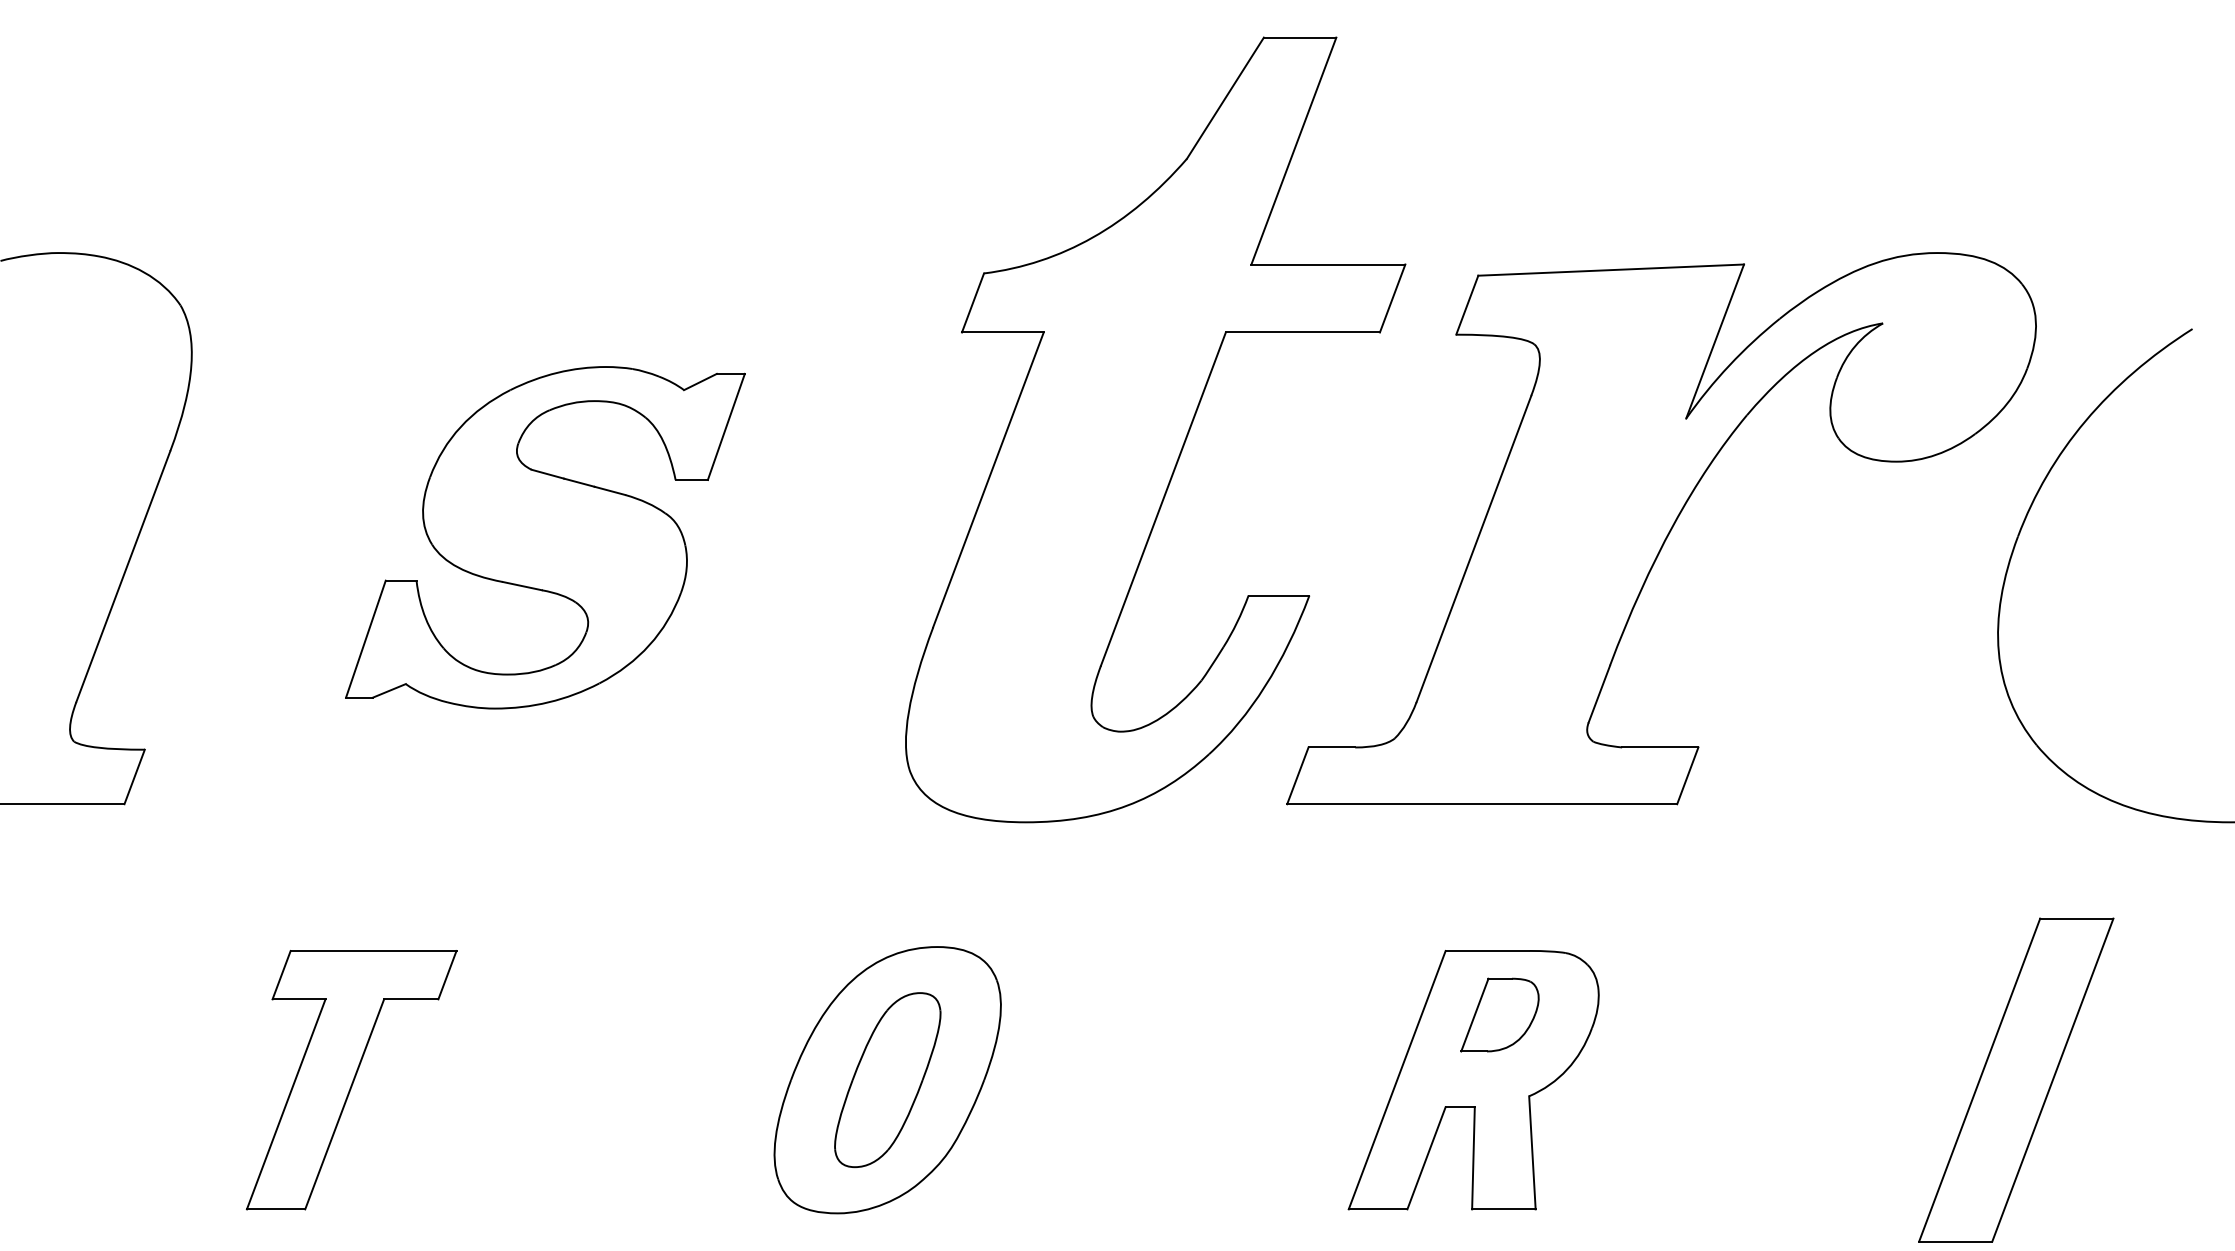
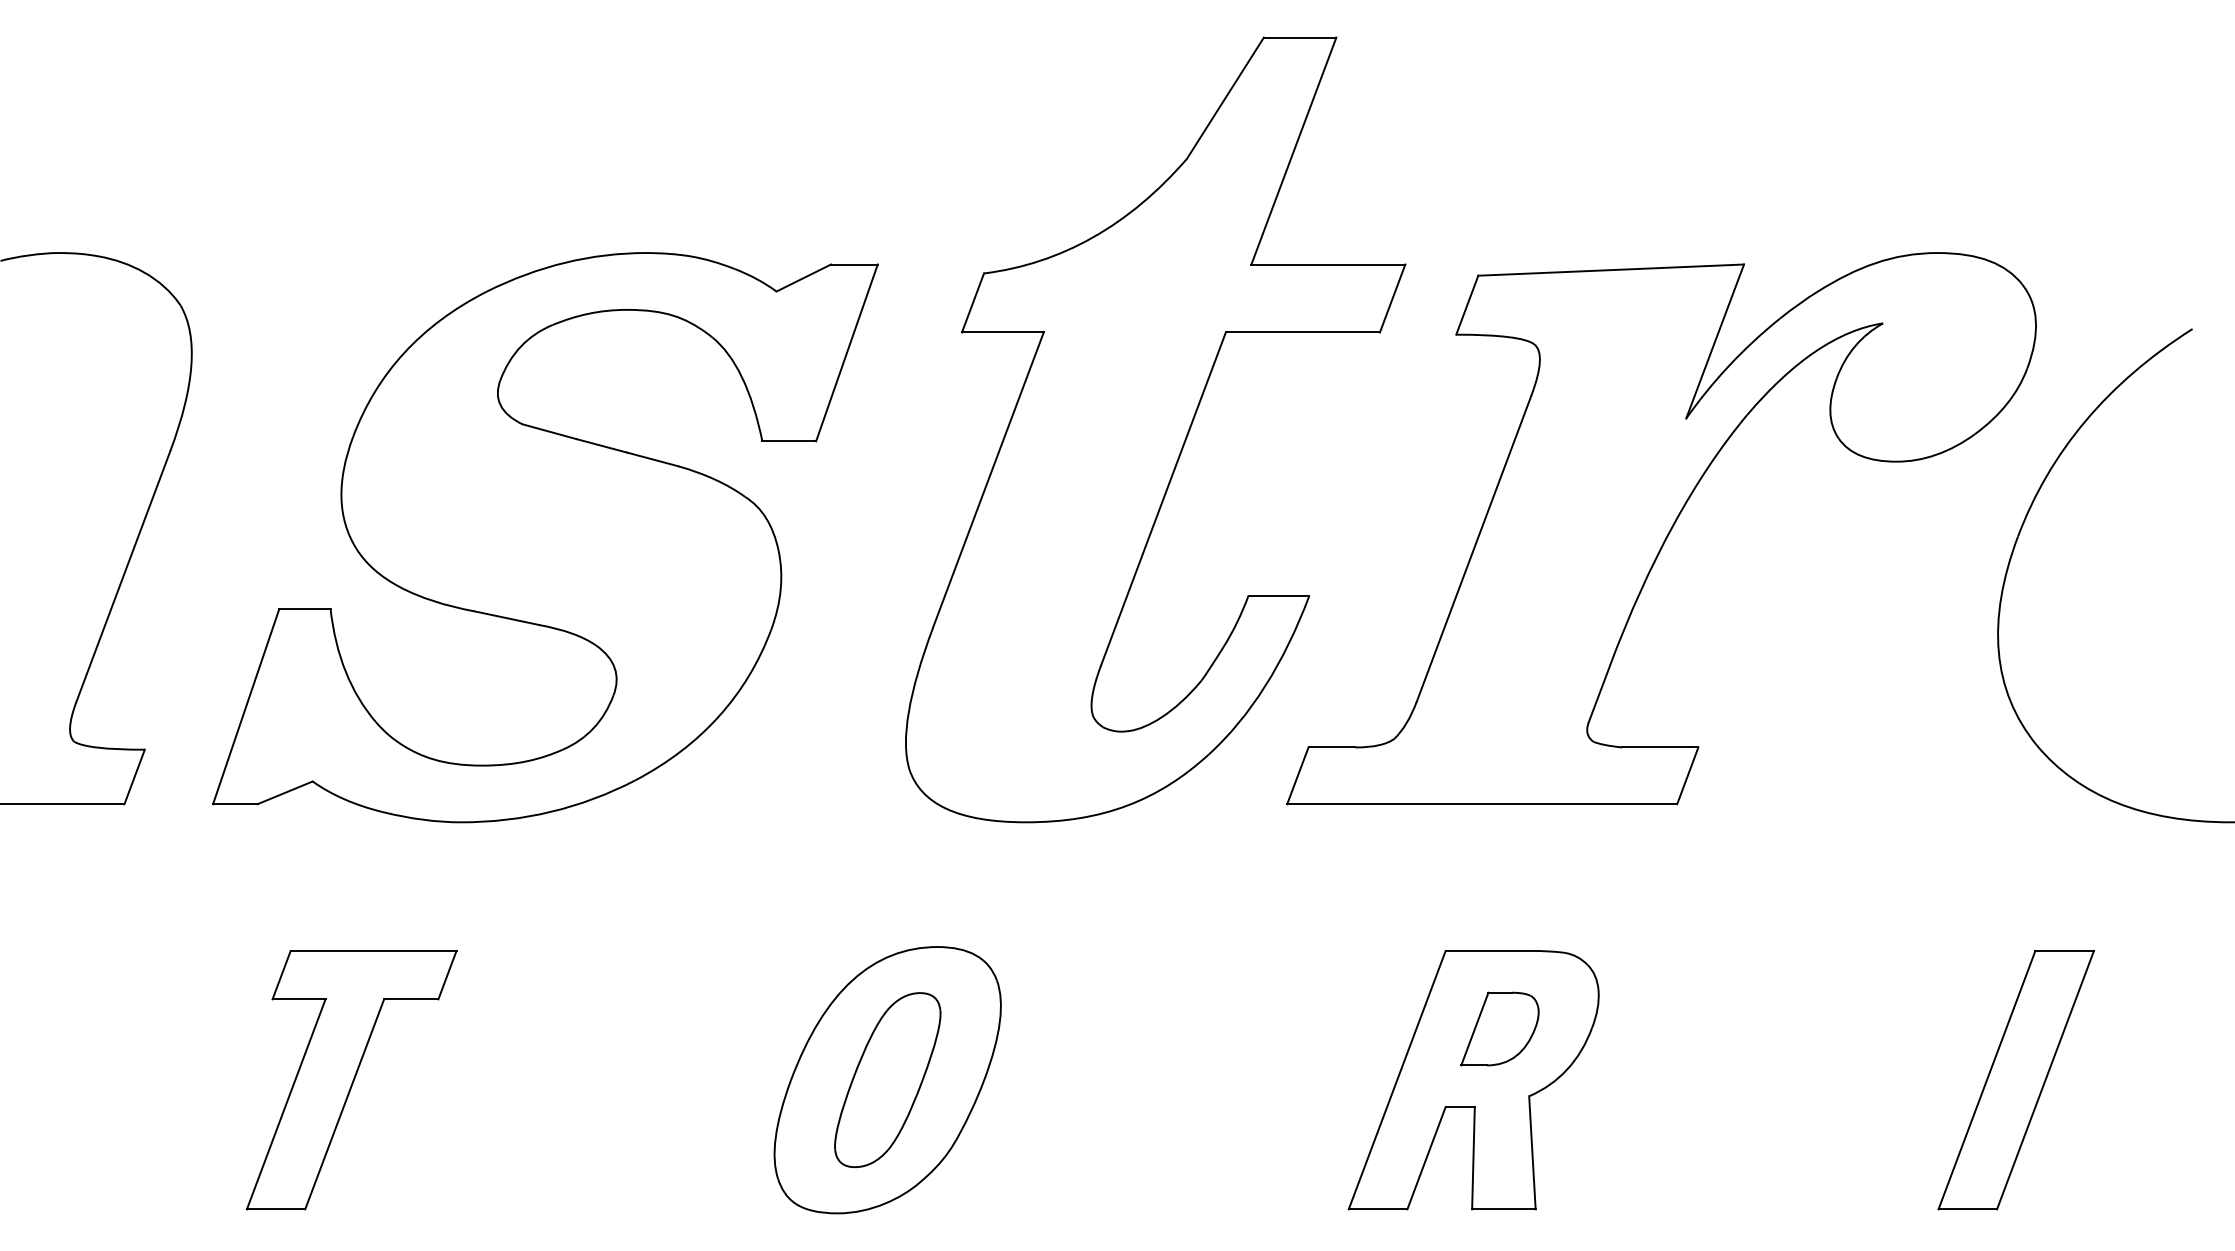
part size: 401x344 px -> 667x572 px (545, 537)
part position: (1499, 1014) -> (1499, 1028) (1499, 1028)
part size: 197x326 px -> 158x261 px (2015, 1080)
